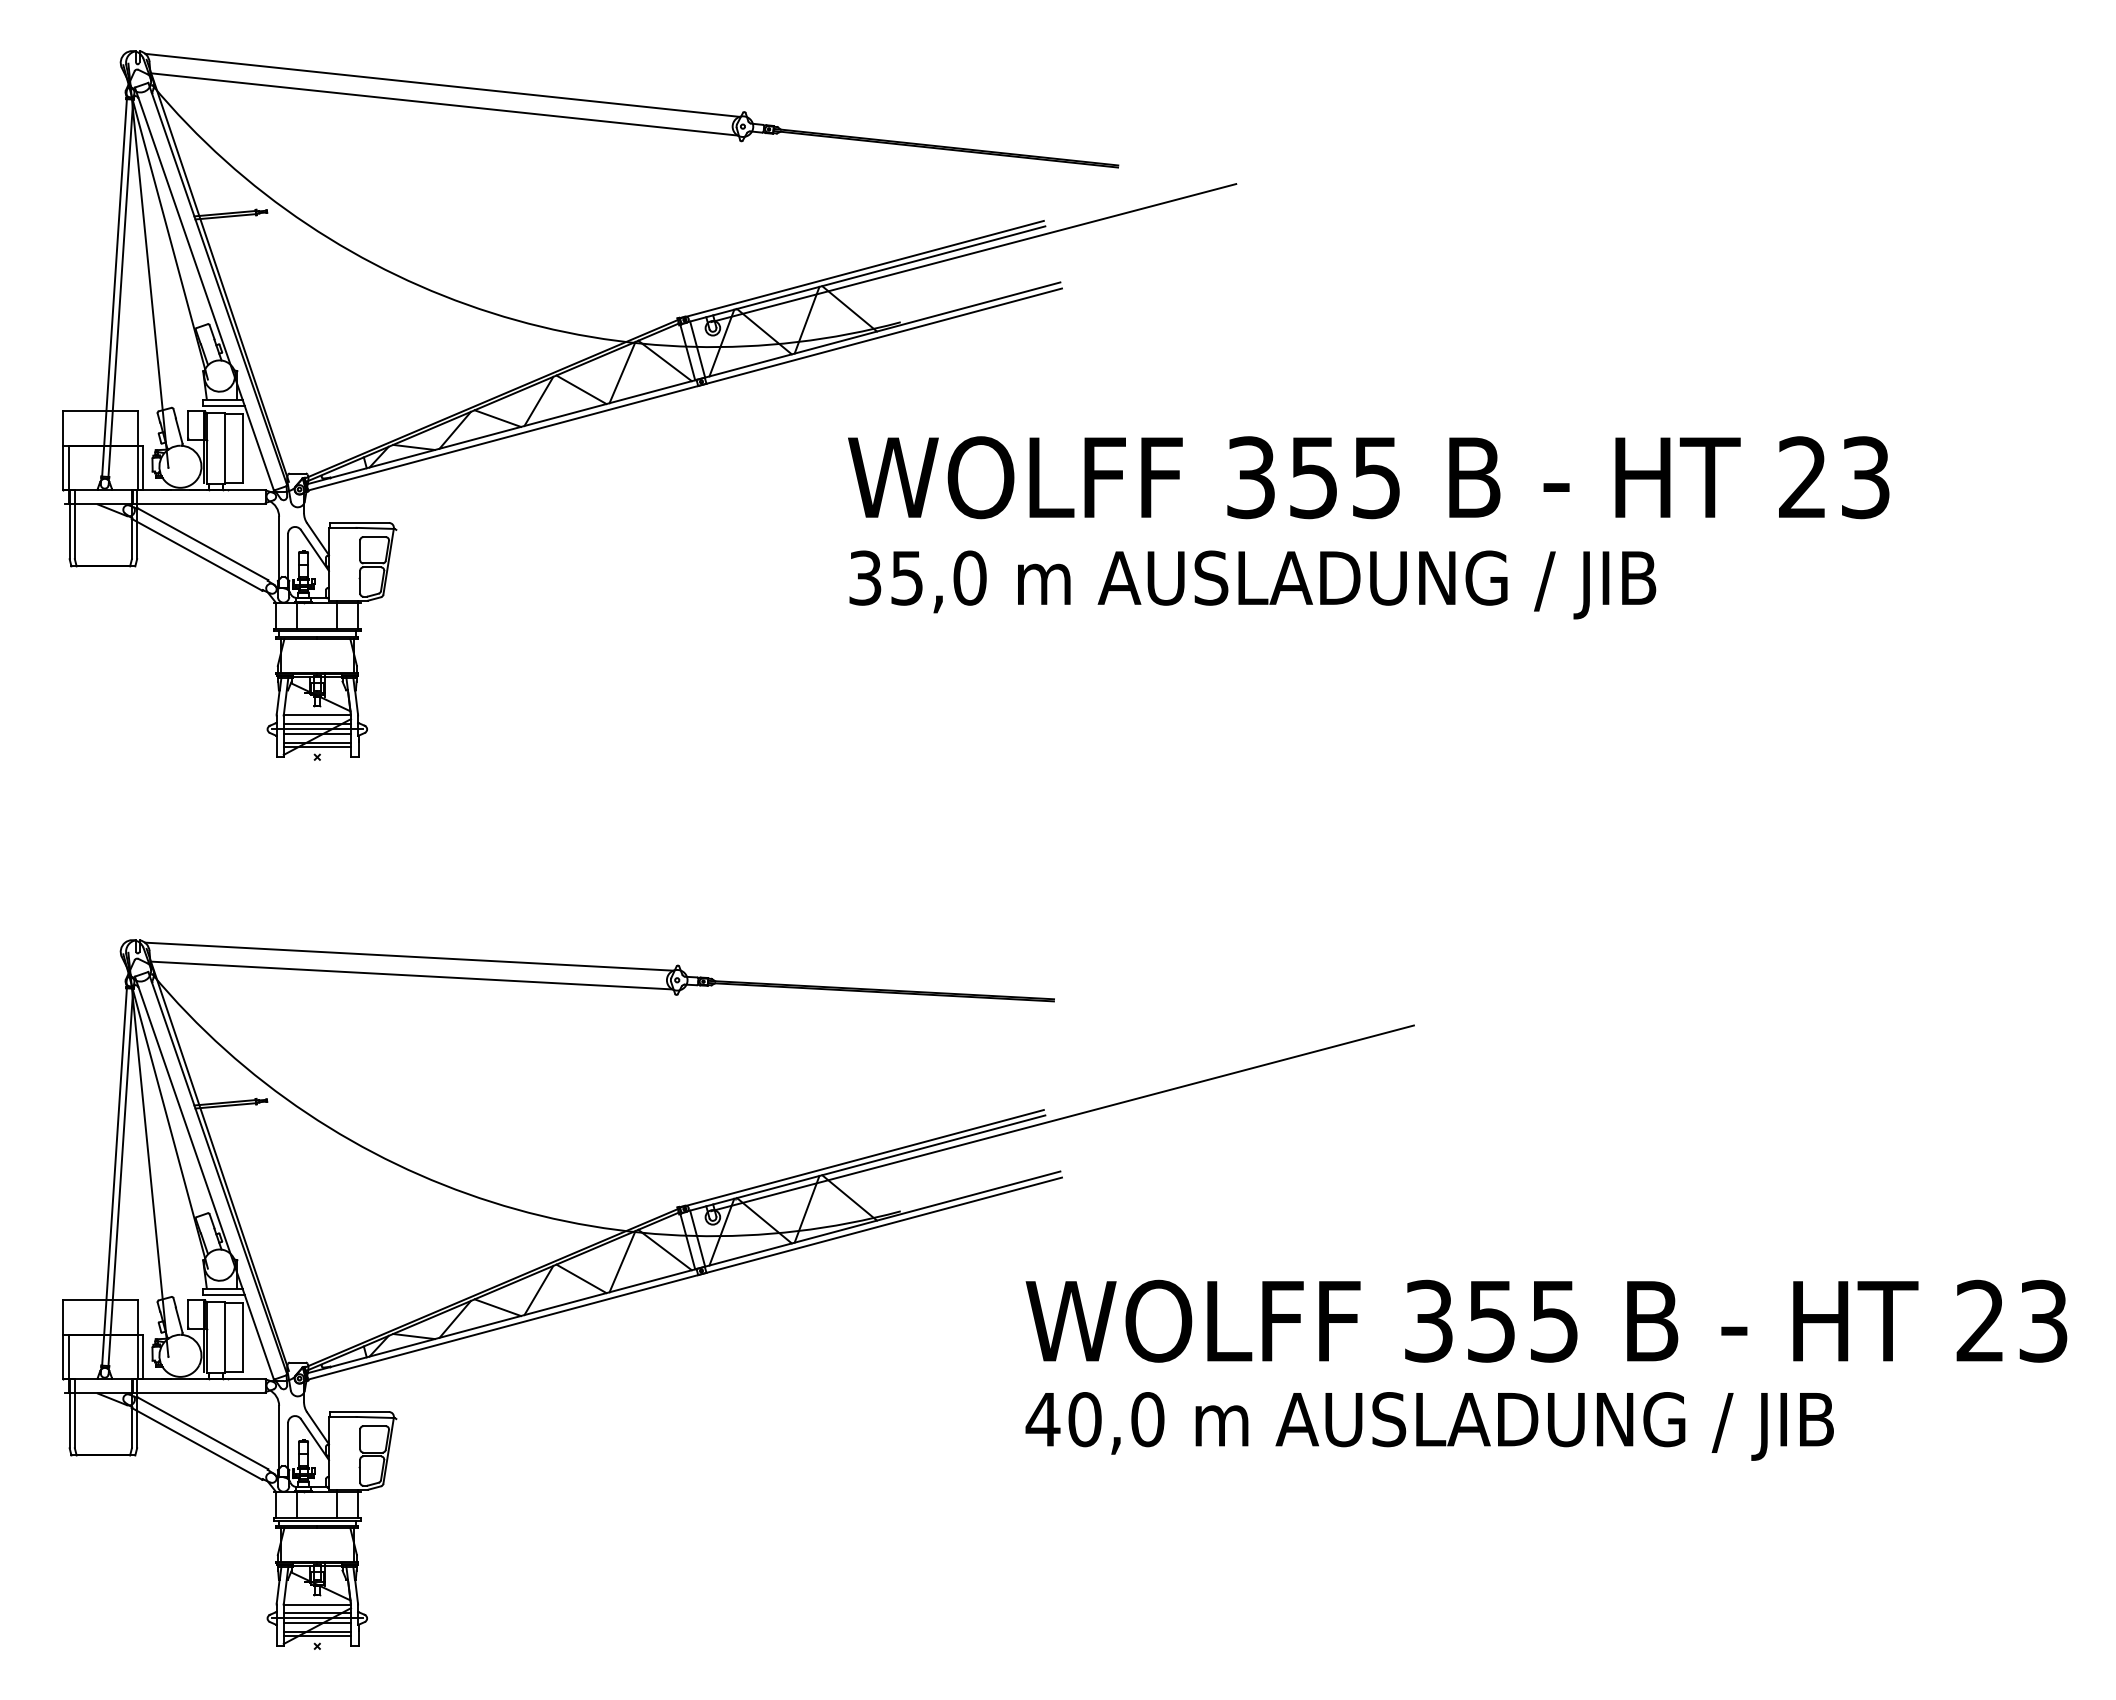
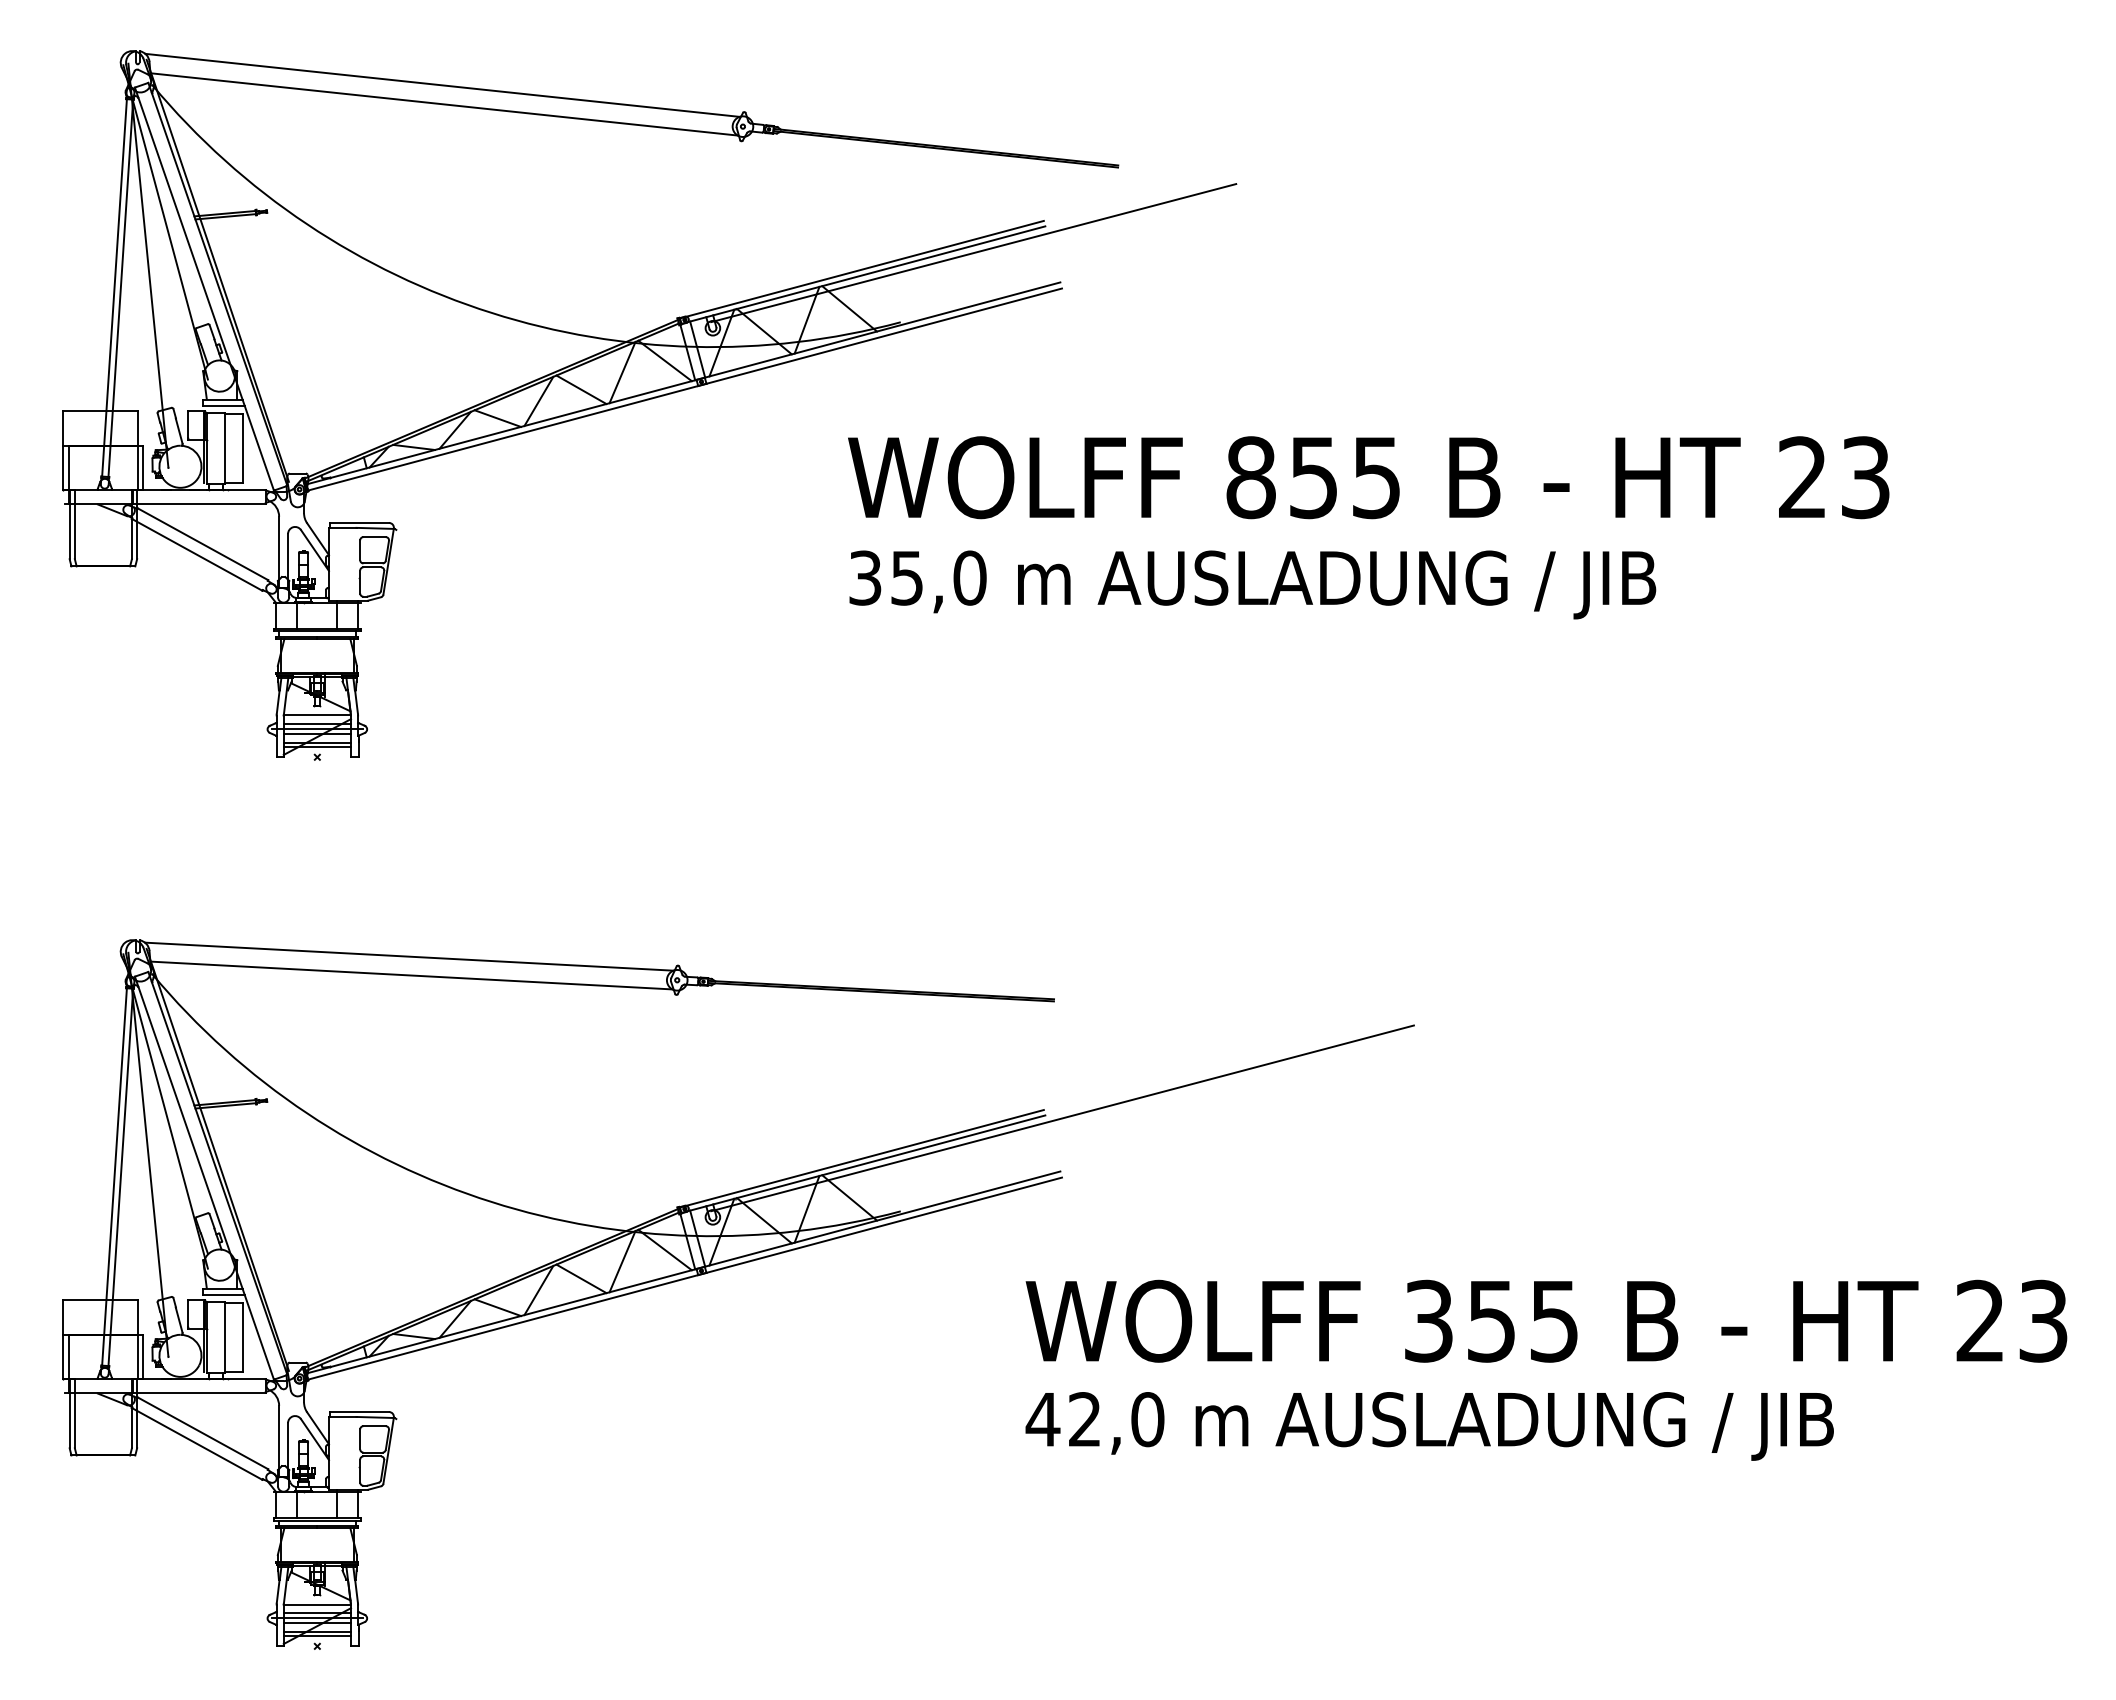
text: 355 -> 855 (1250, 477)
text: 40,0 -> 42,0 (1084, 1419)
